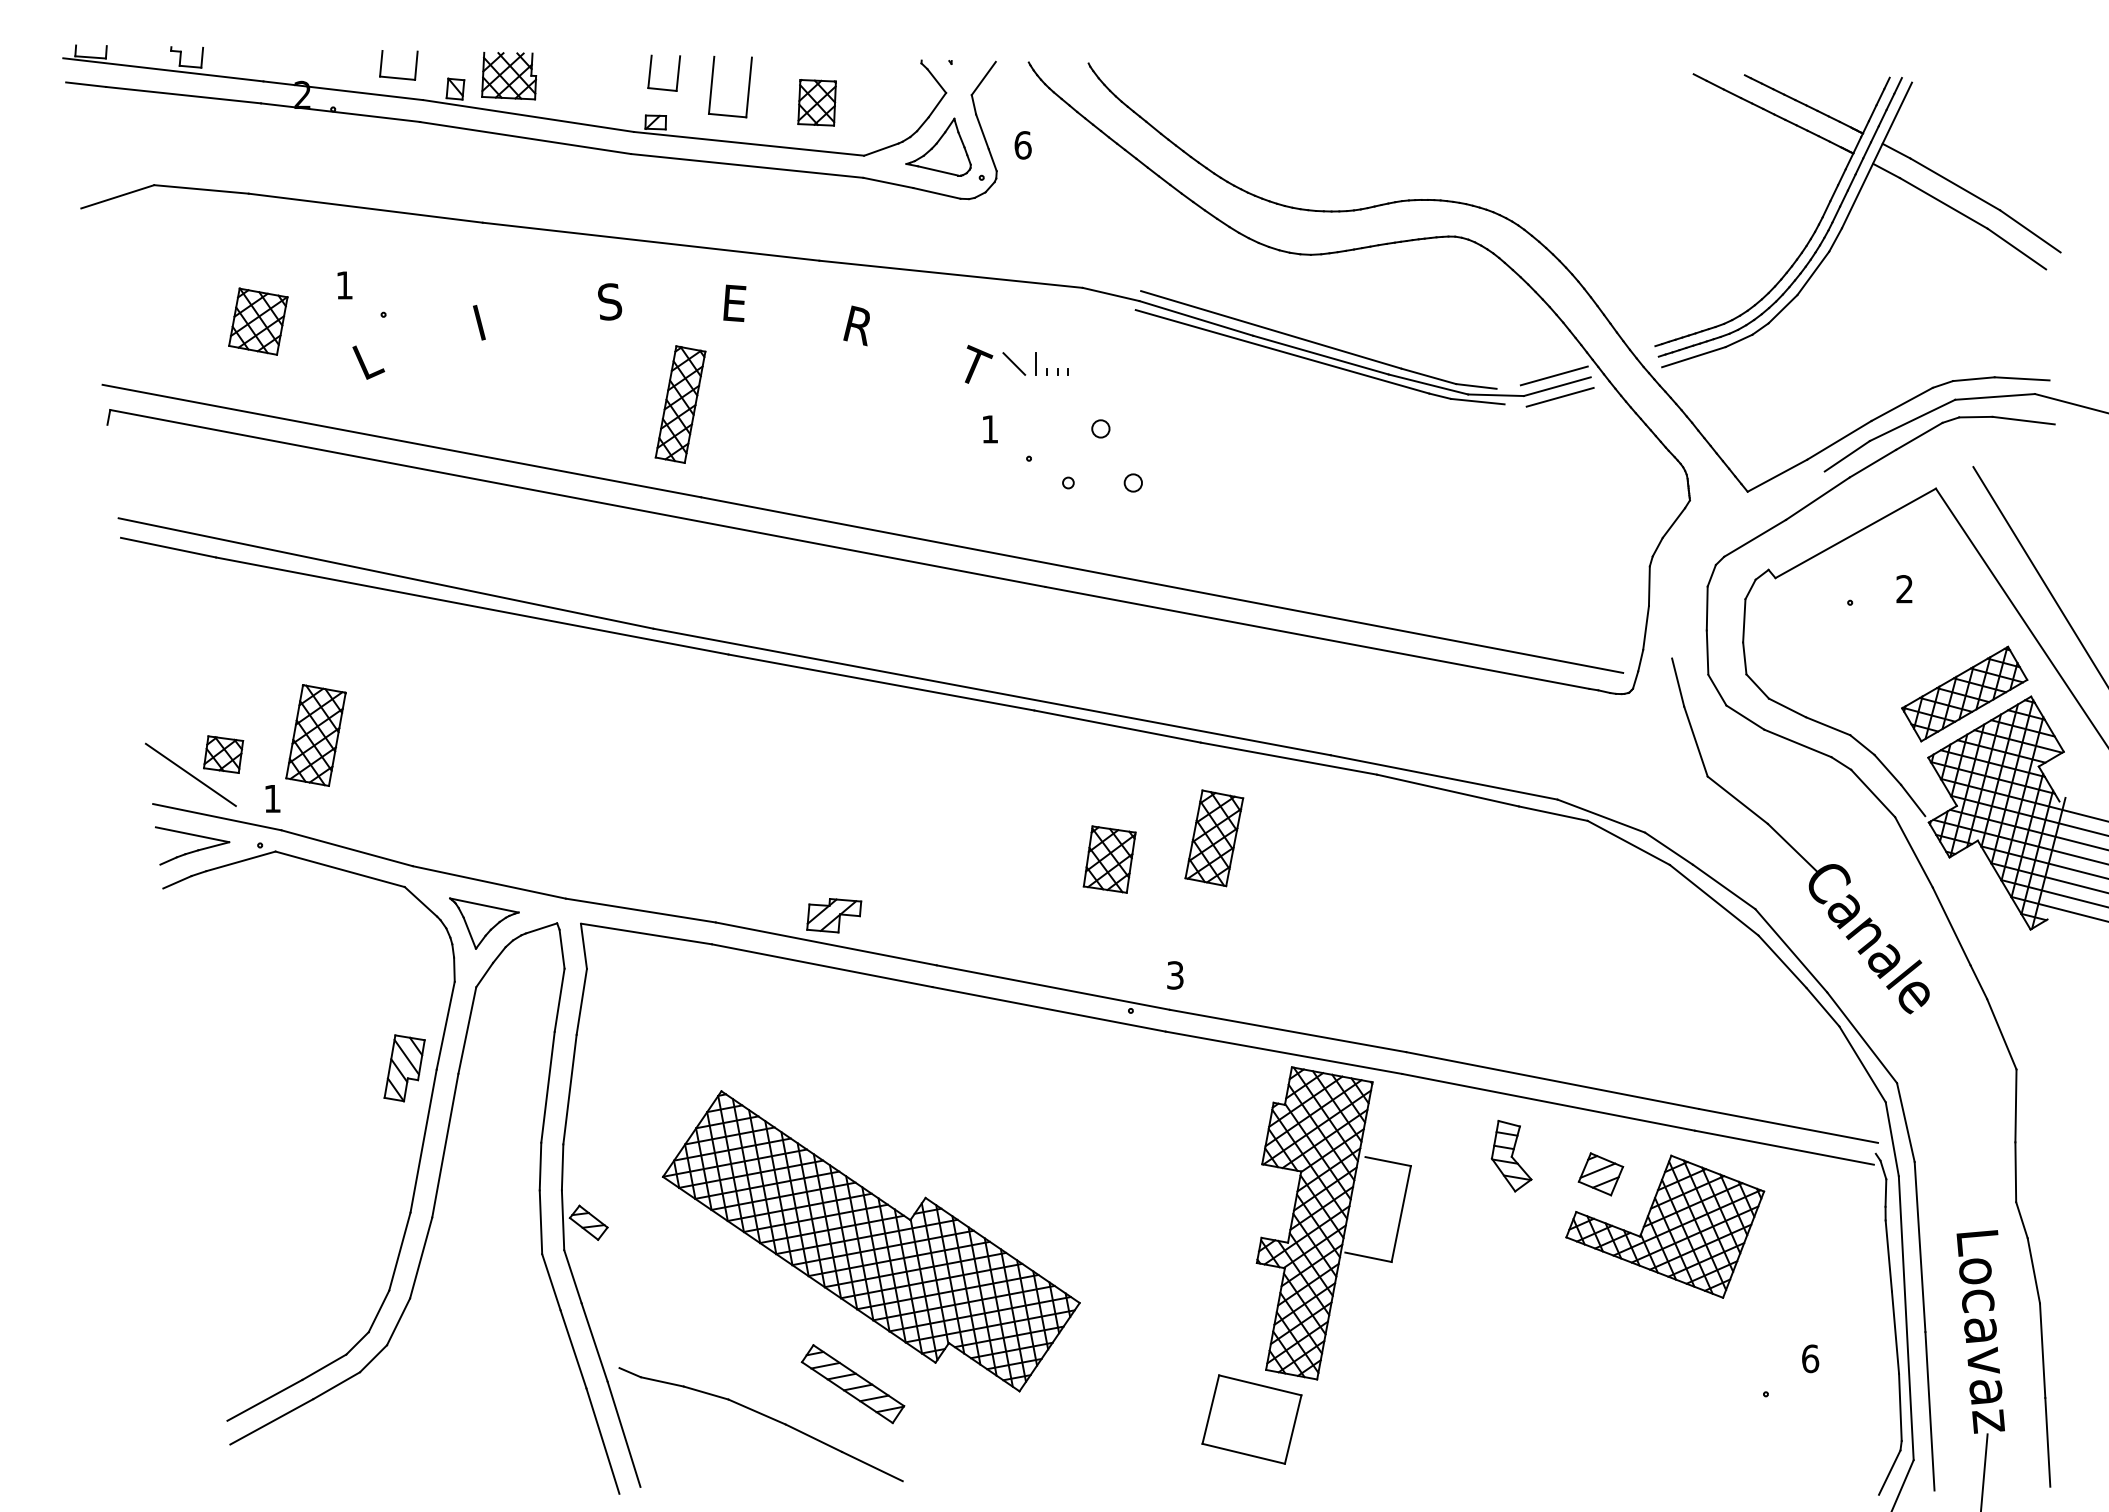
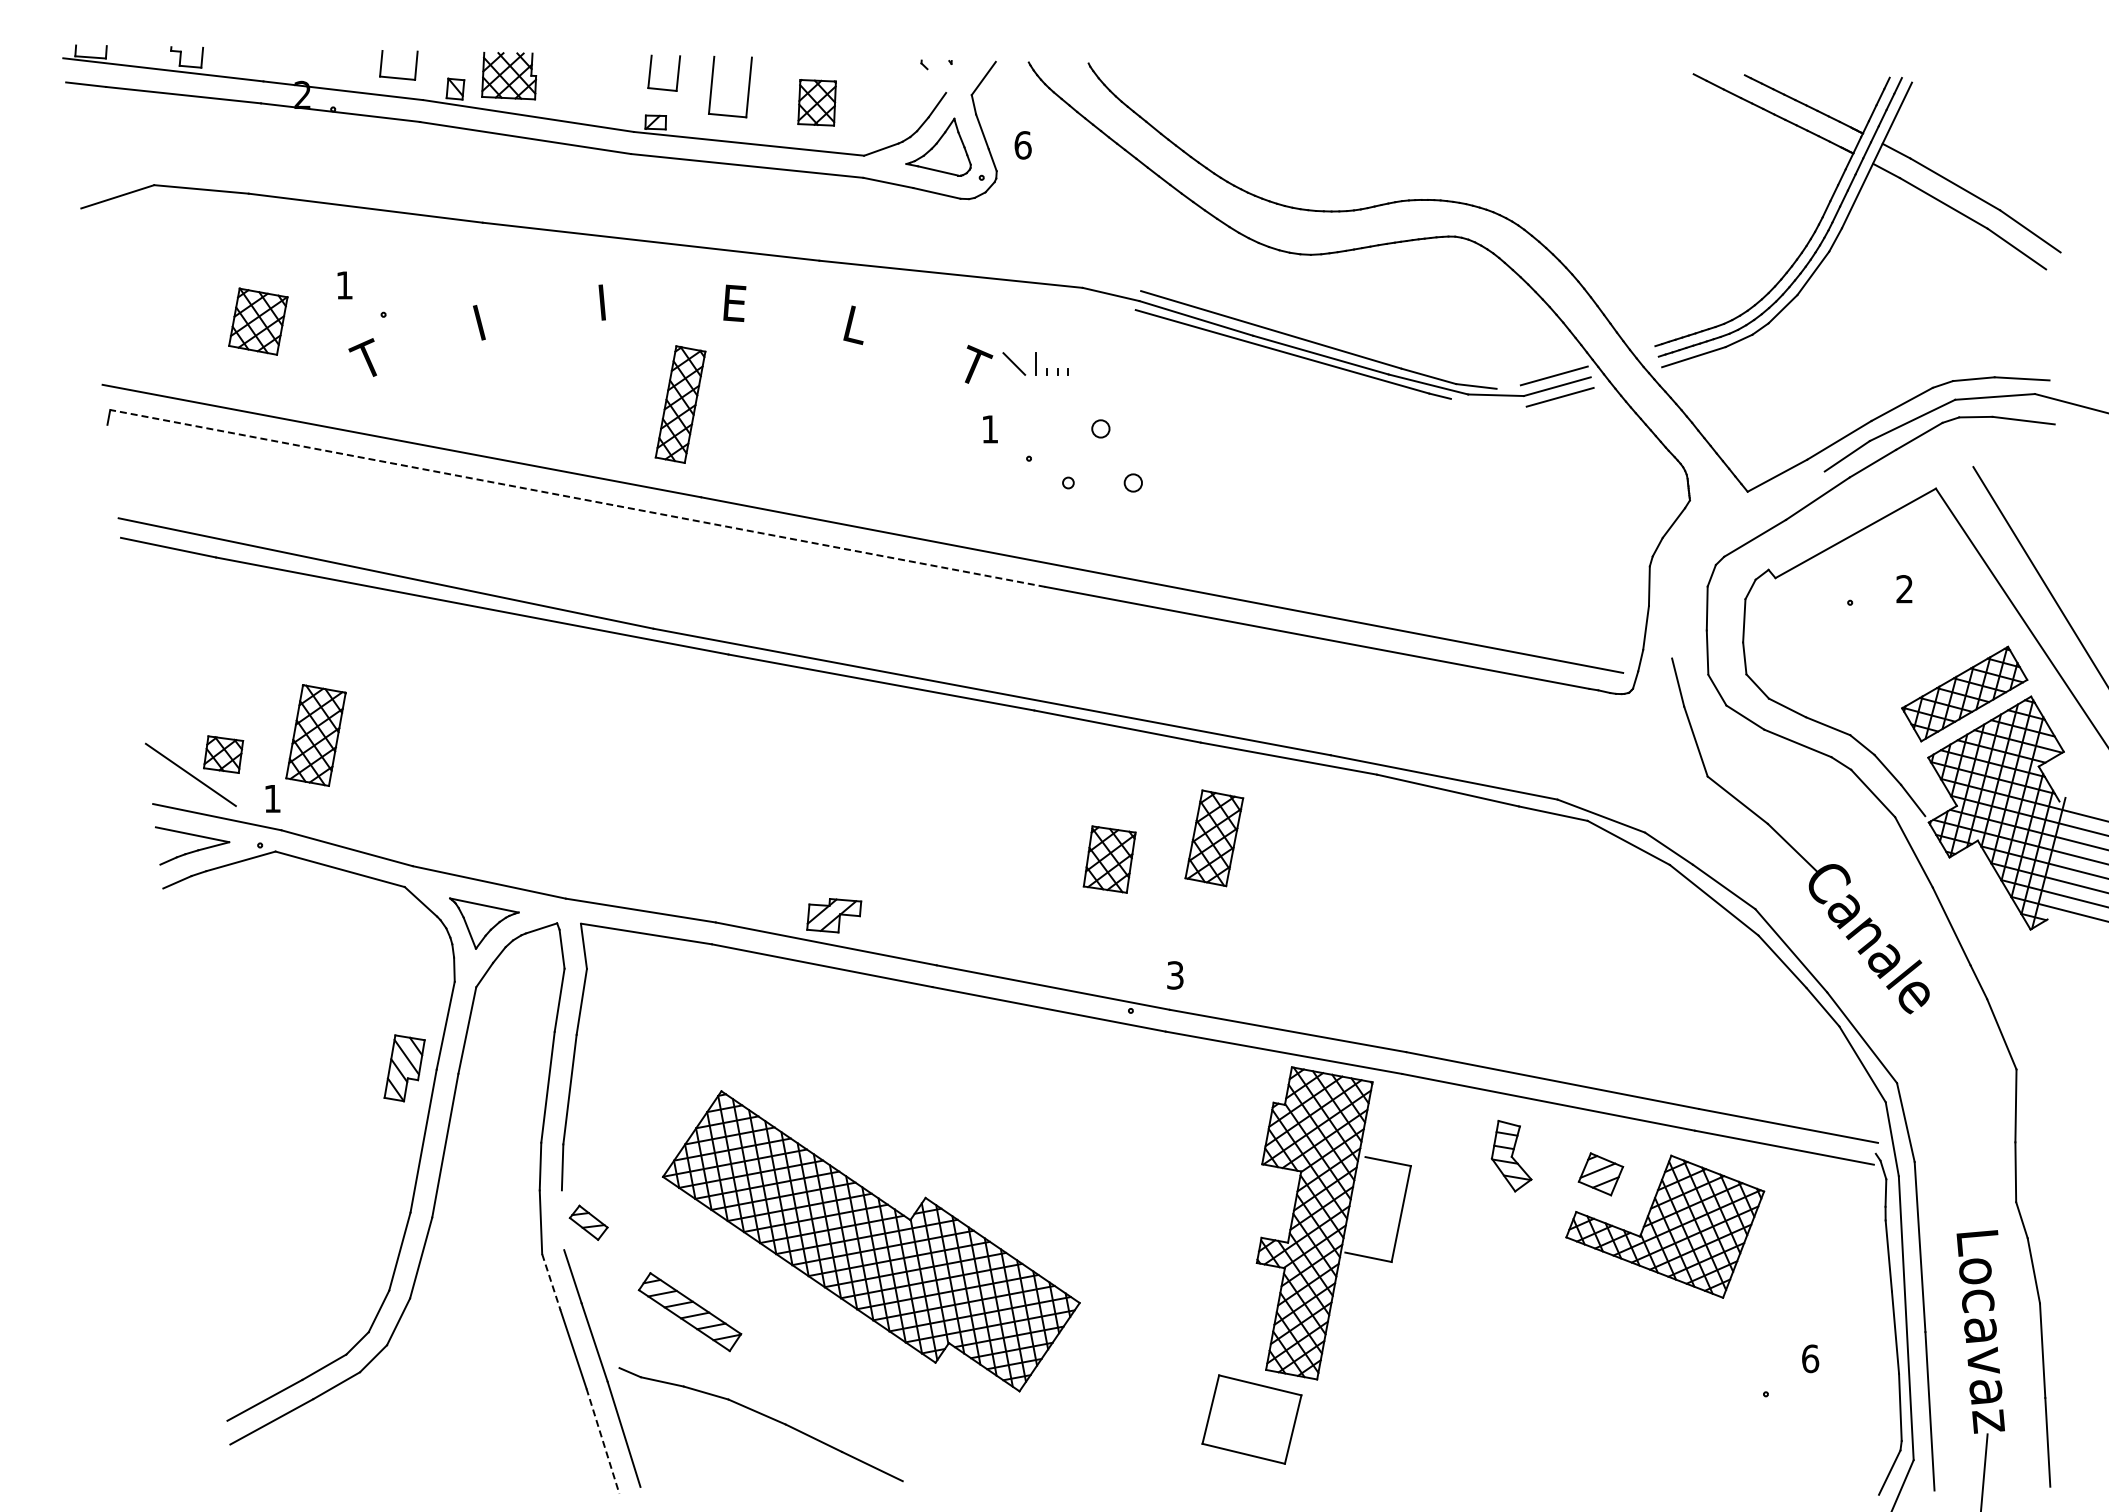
line: present -> none (936, 80)
text: S -> I (610, 301)
text: R -> L (858, 326)
text: L -> T (366, 358)
line: present -> none (1477, 401)
line: solid -> dashed (577, 498)
line: present -> none (562, 1220)
line: solid -> dashed (551, 1282)
part position: (852, 1384) -> (689, 1312) (689, 1312)
line: solid -> dashed (603, 1441)
